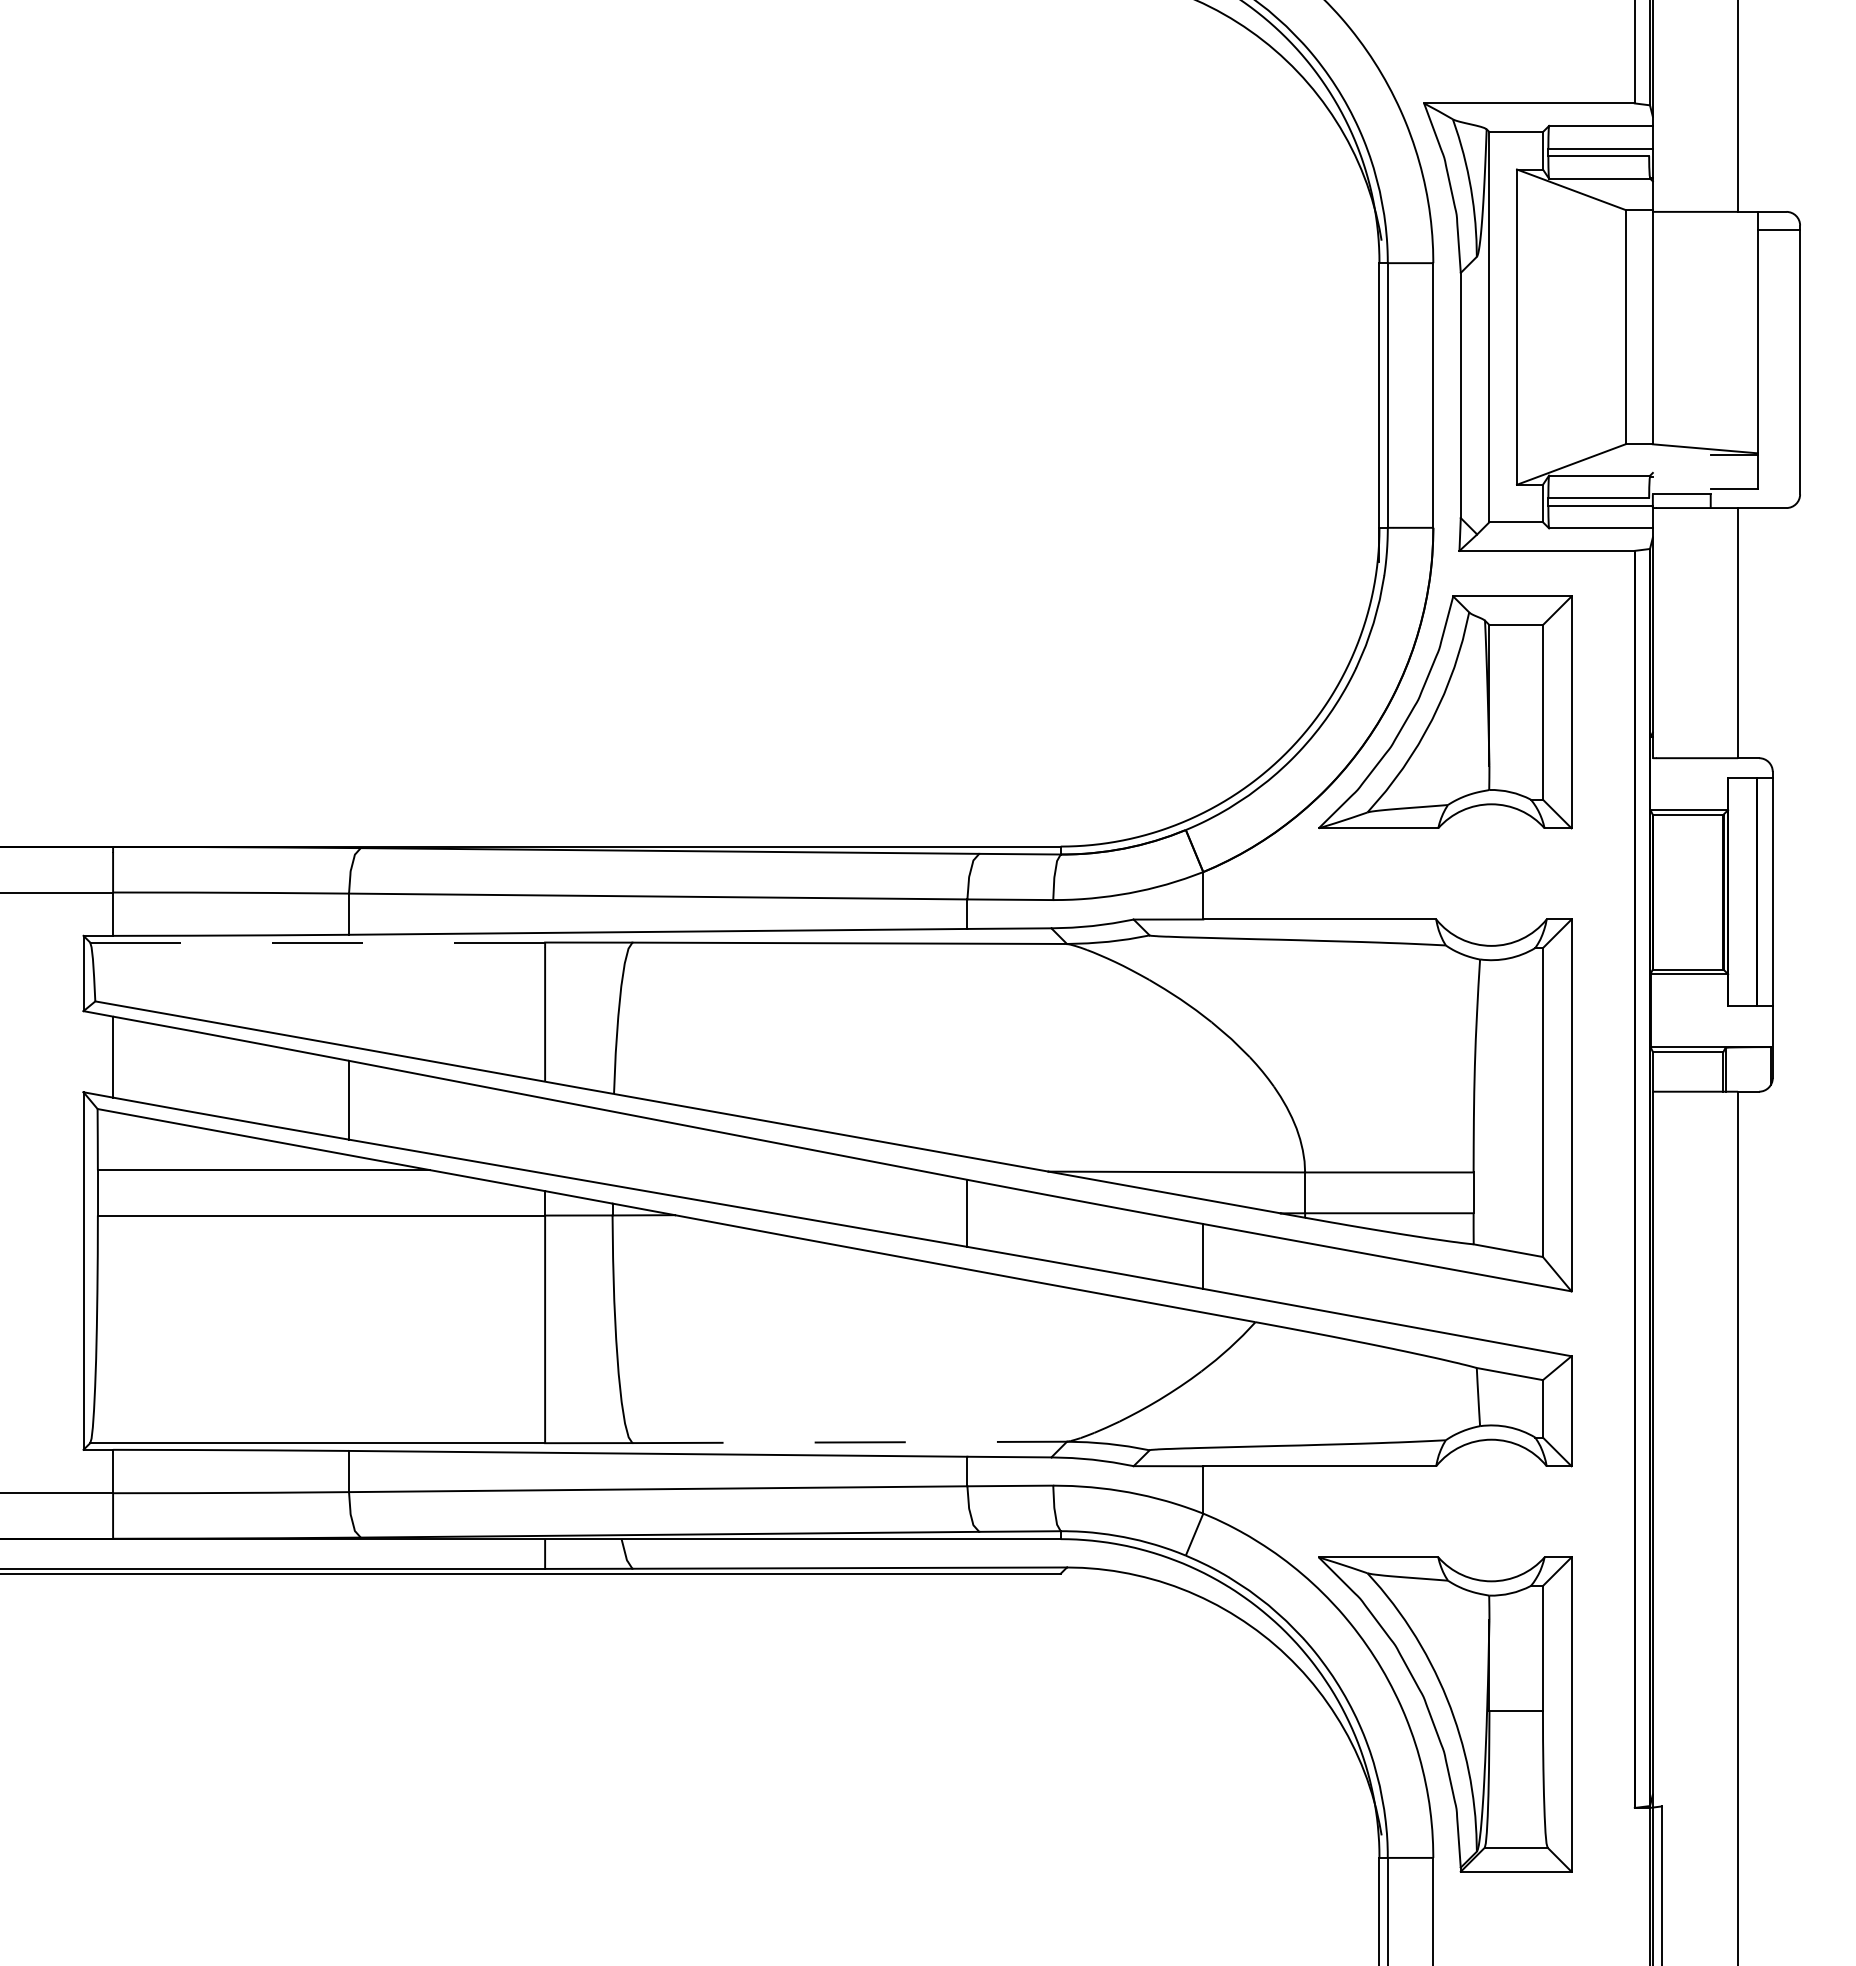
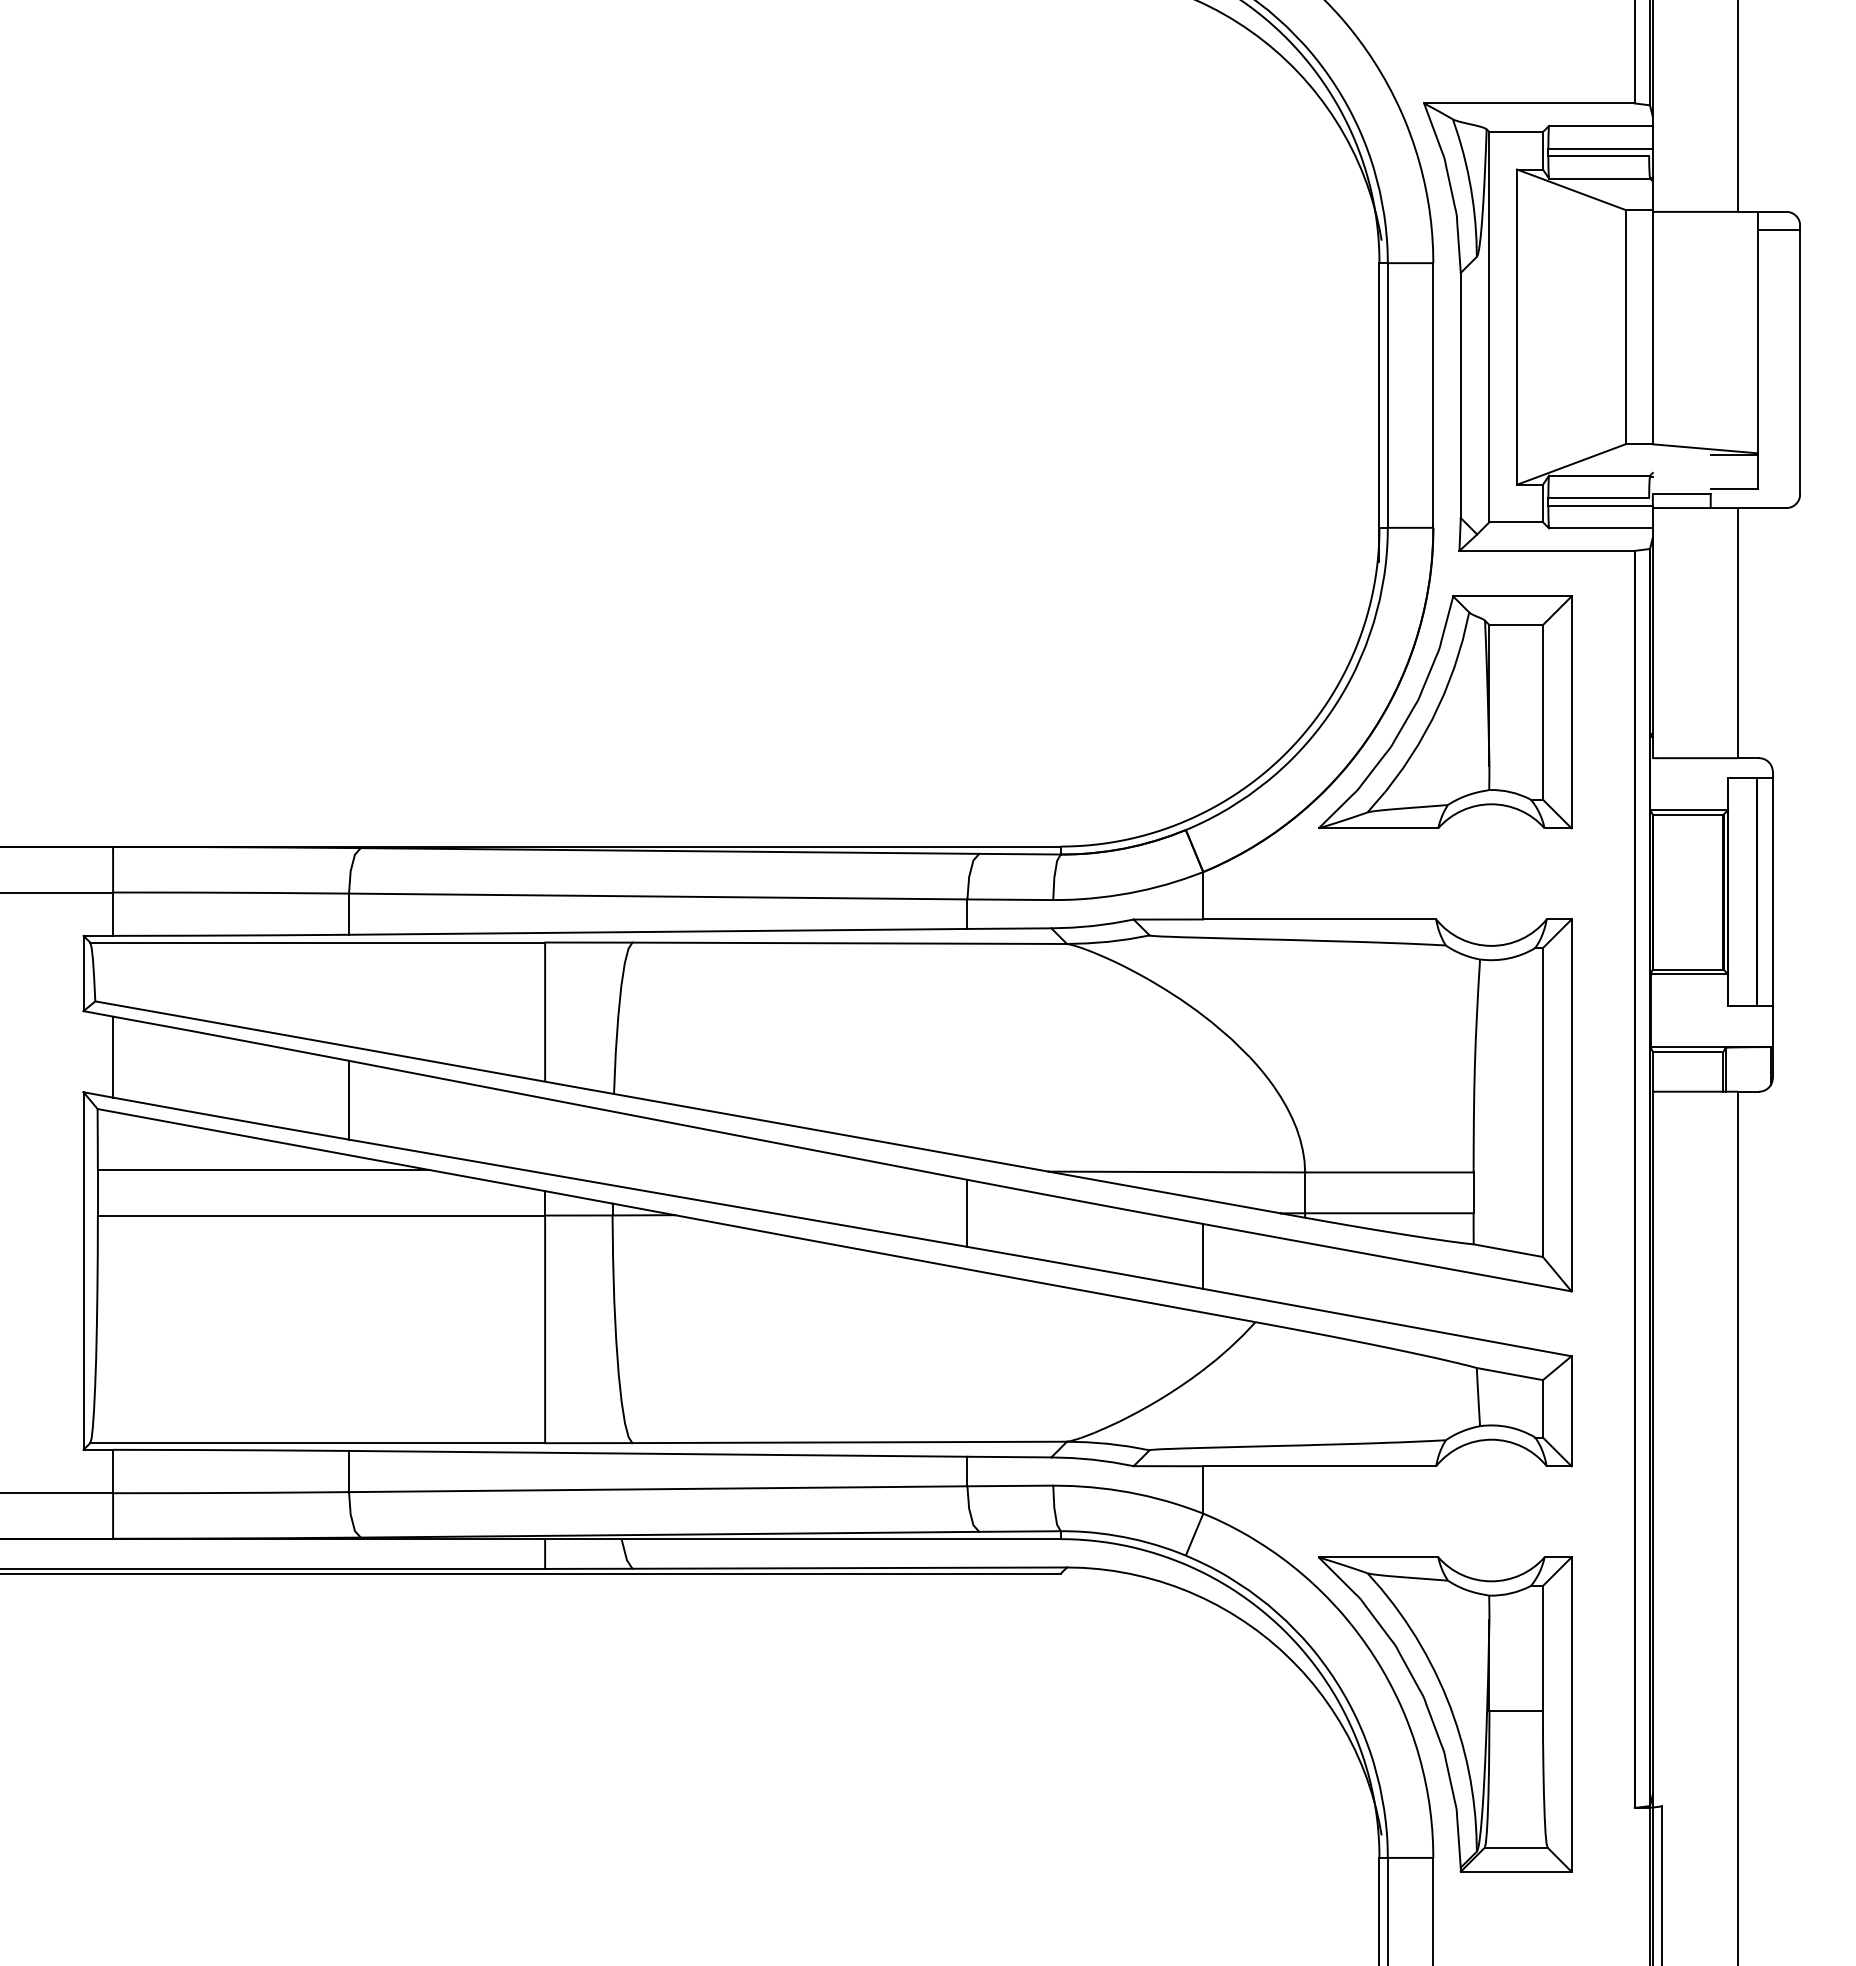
line: dashed -> solid (317, 942)
line: dashed -> solid (850, 1442)
